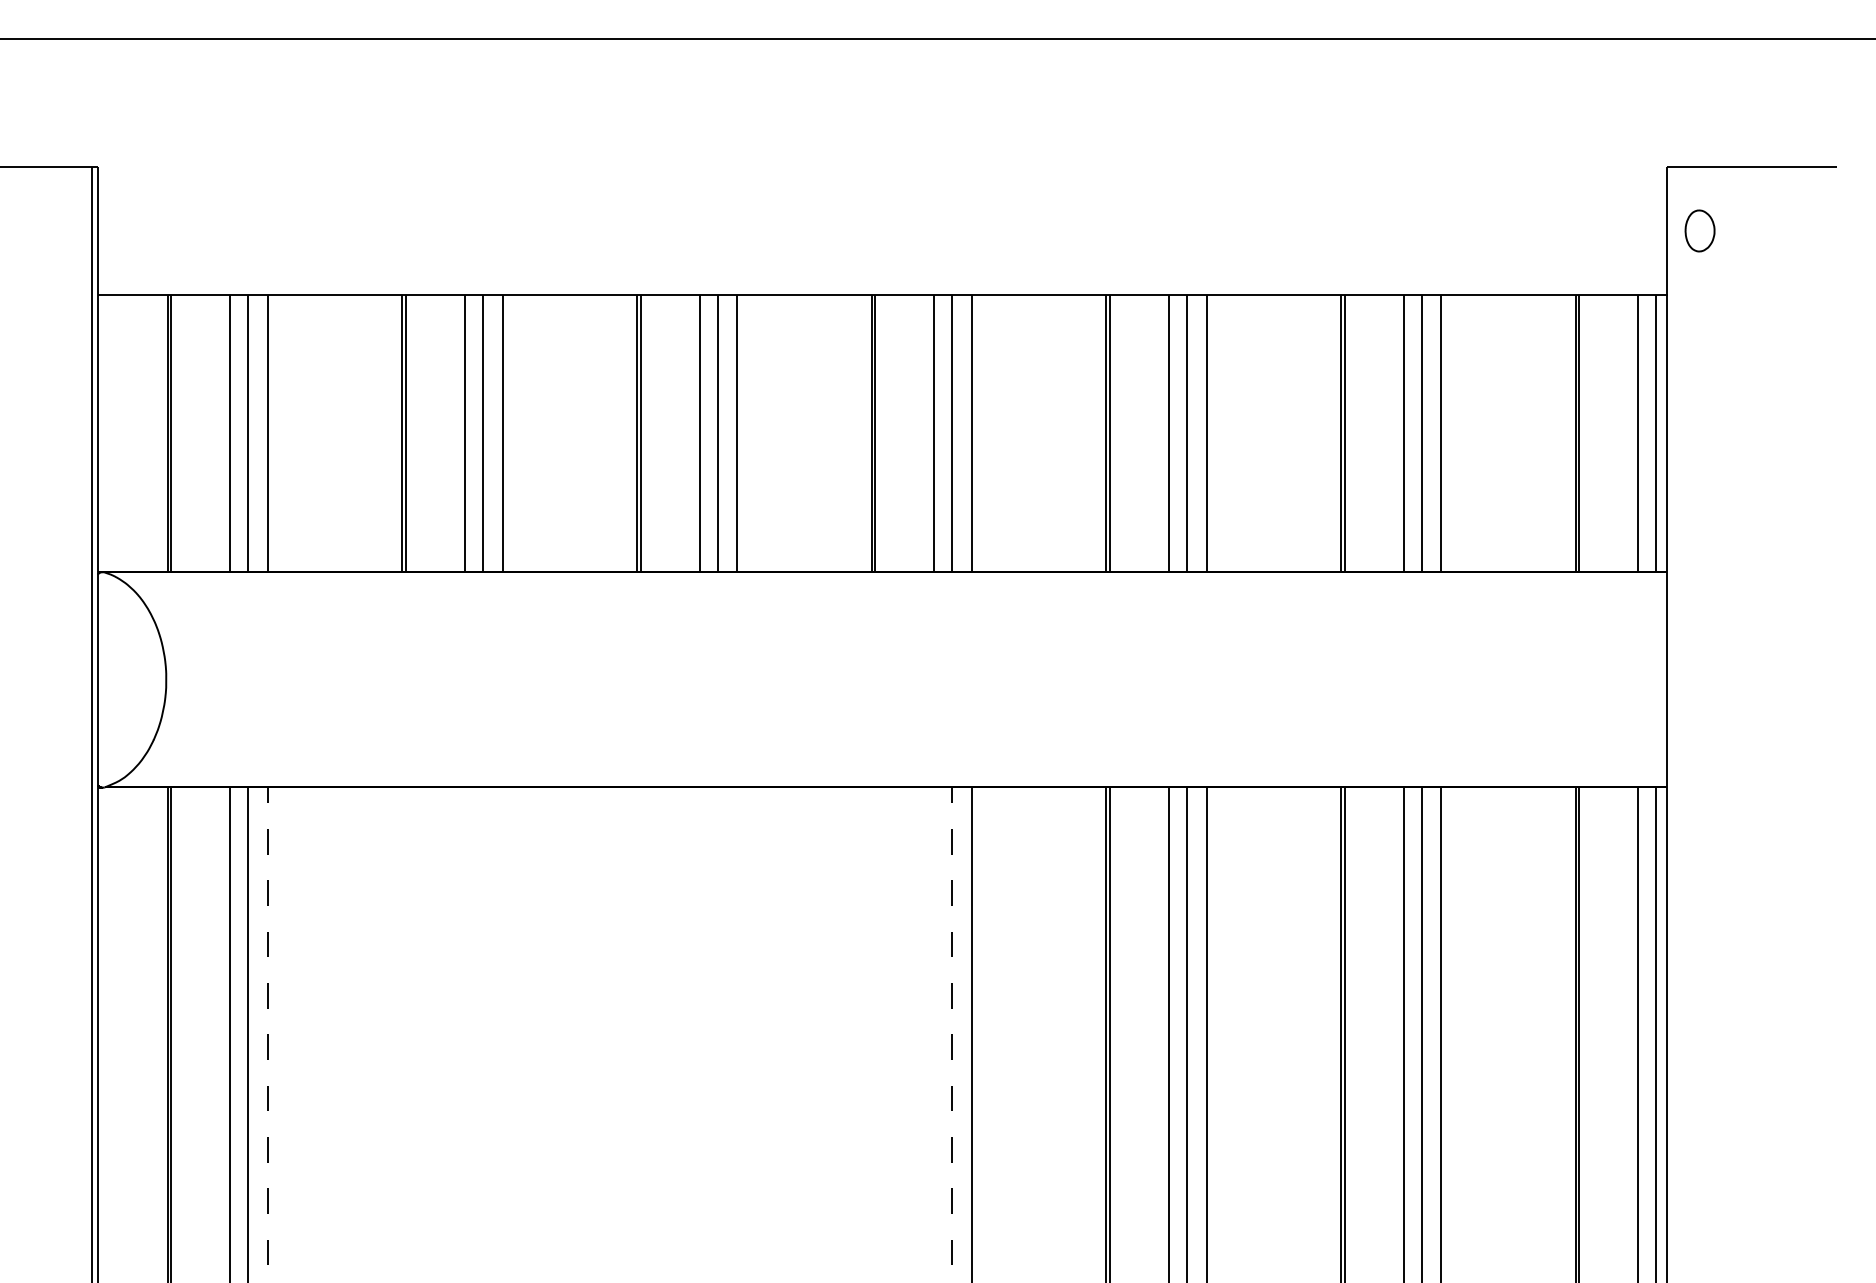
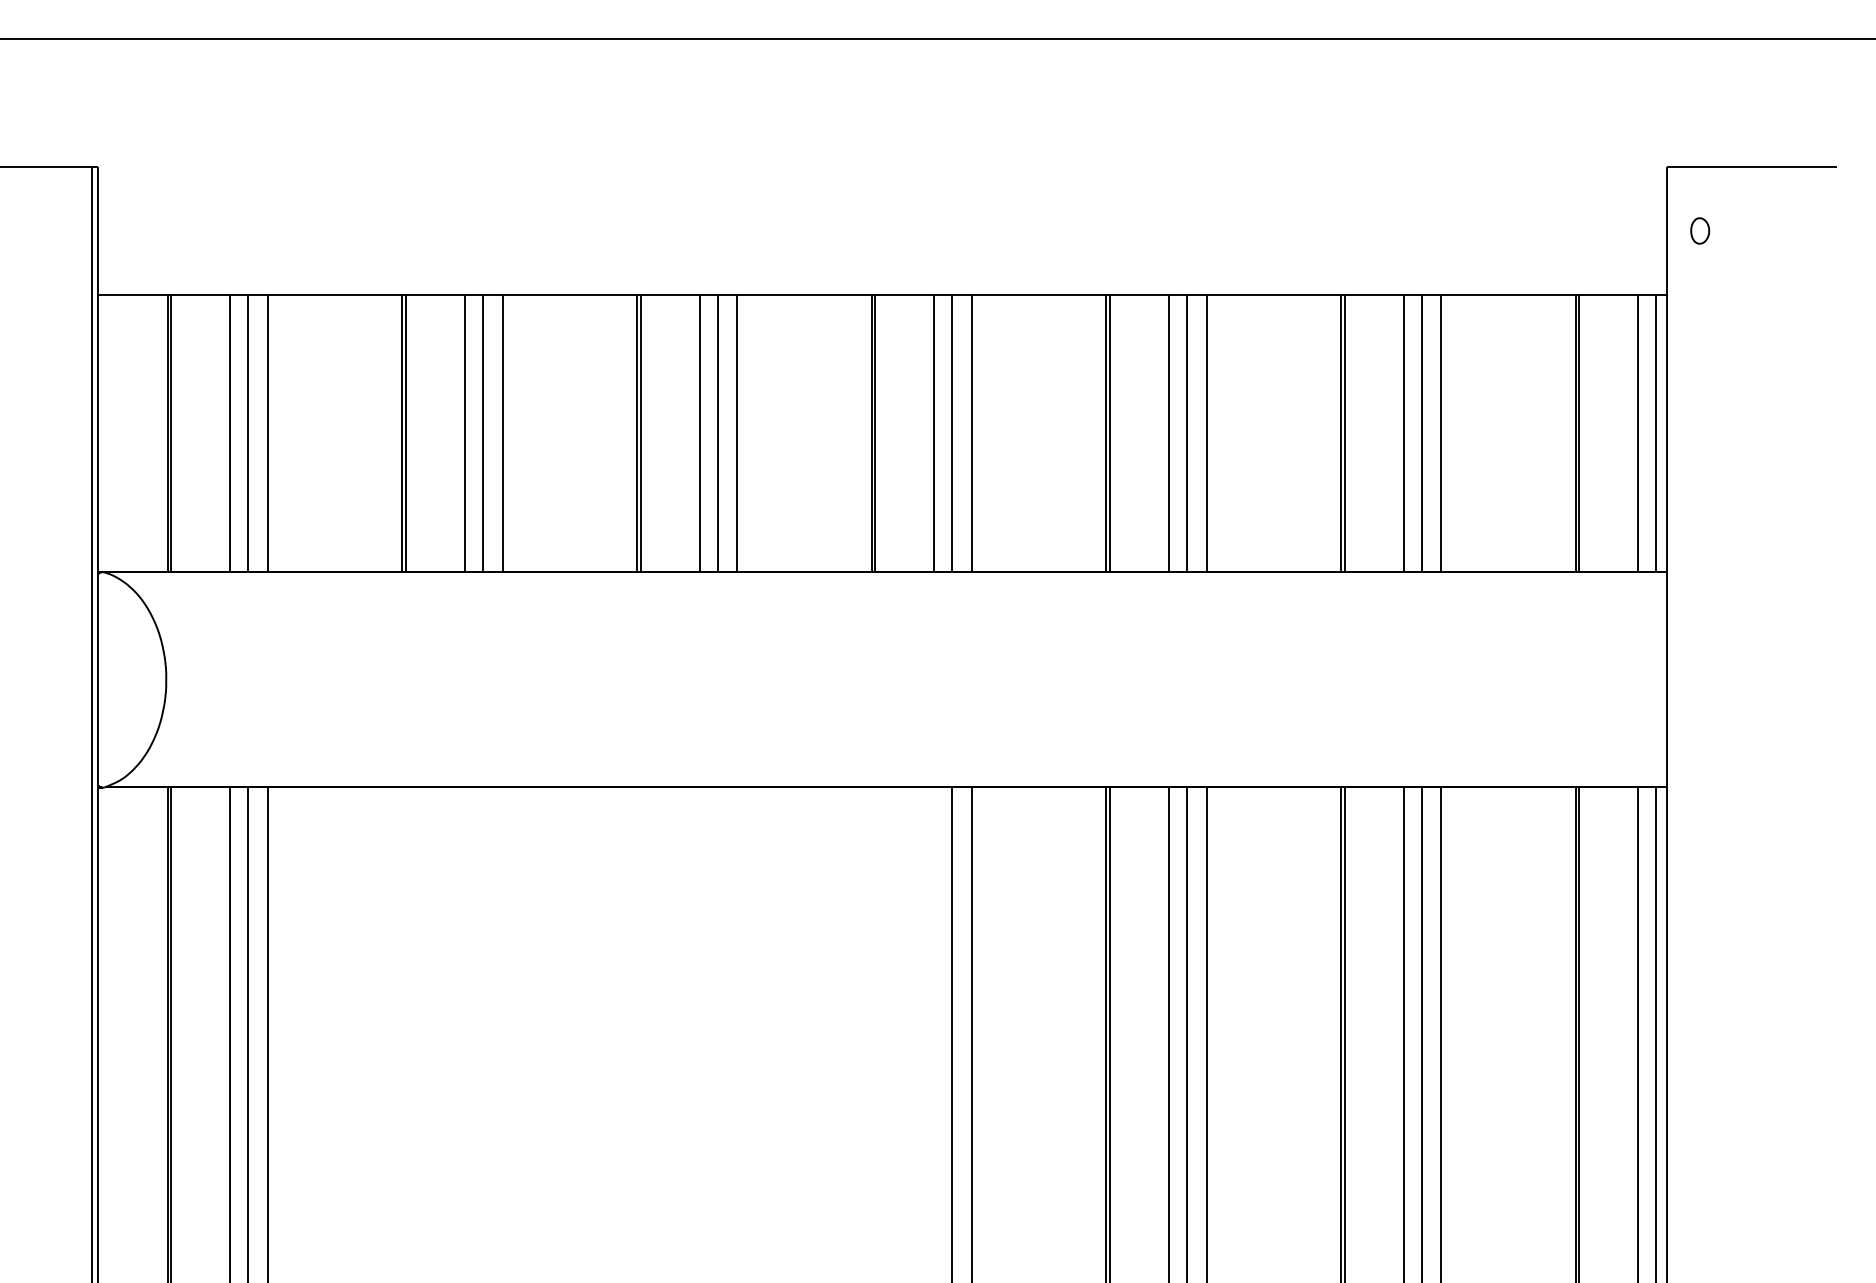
part size: 32x44 px -> 21x28 px (1700, 230)
line: dashed -> solid (268, 1034)
line: dashed -> solid (952, 1034)
